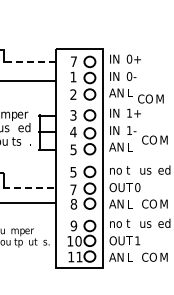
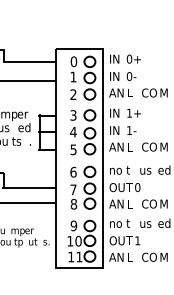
text: 7 -> 0 (73, 61)
line: dashed -> solid (30, 62)
text position: (150, 98) -> (154, 92) (154, 92)
text position: (154, 139) -> (154, 146) (154, 146)
text: 5 -> 6 (73, 171)
line: dashed -> solid (29, 187)
